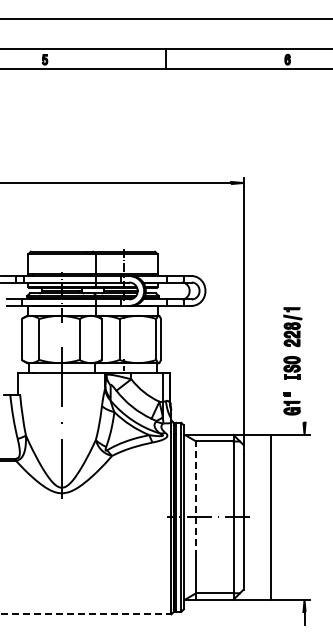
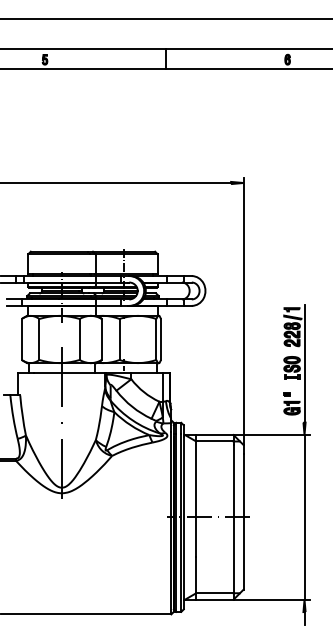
line: none -> present (304, 363)
line: dashed -> solid (196, 495)
line position: (270, 517) -> (304, 517) (304, 517)
line: dashed -> solid (86, 614)
